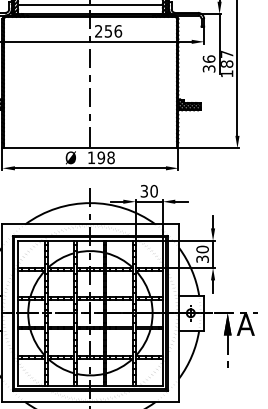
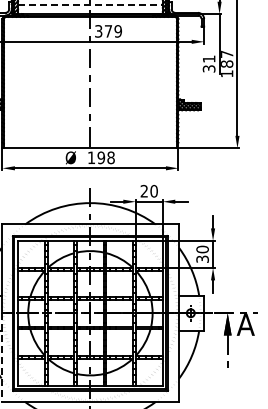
line: solid -> dashed (90, 5)
text: 256 -> 379 (108, 31)
text: 36 -> 31 (208, 58)
text: 30 -> 20 (143, 191)
line: solid -> dashed (1, 358)
